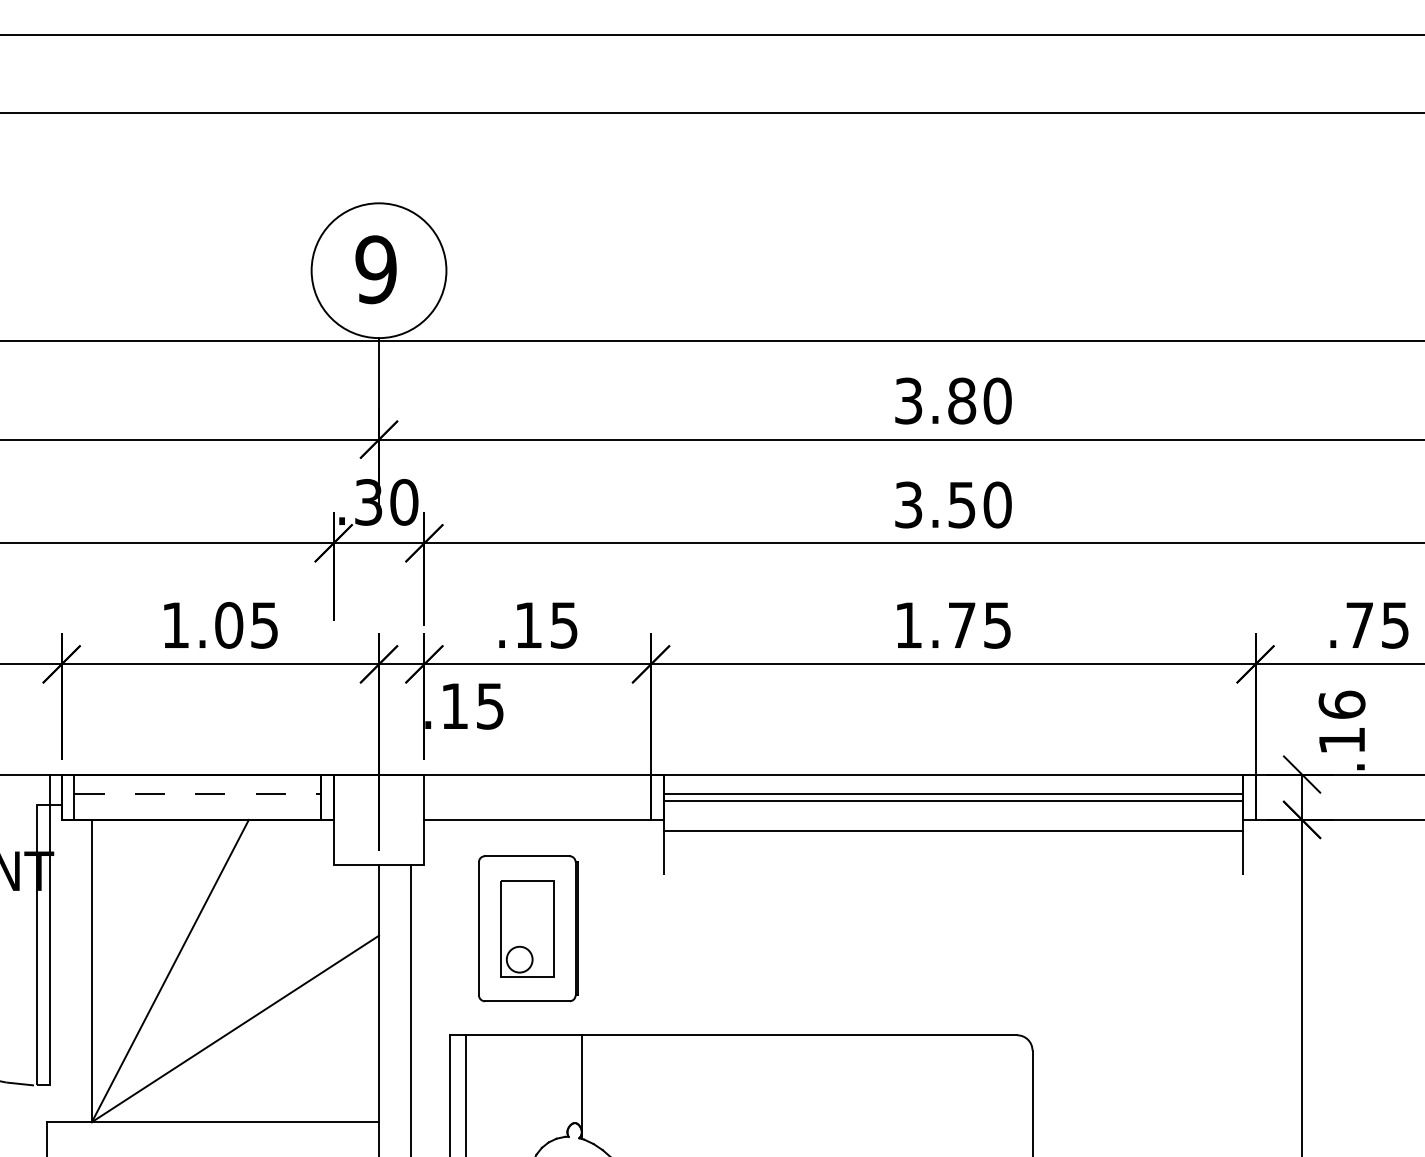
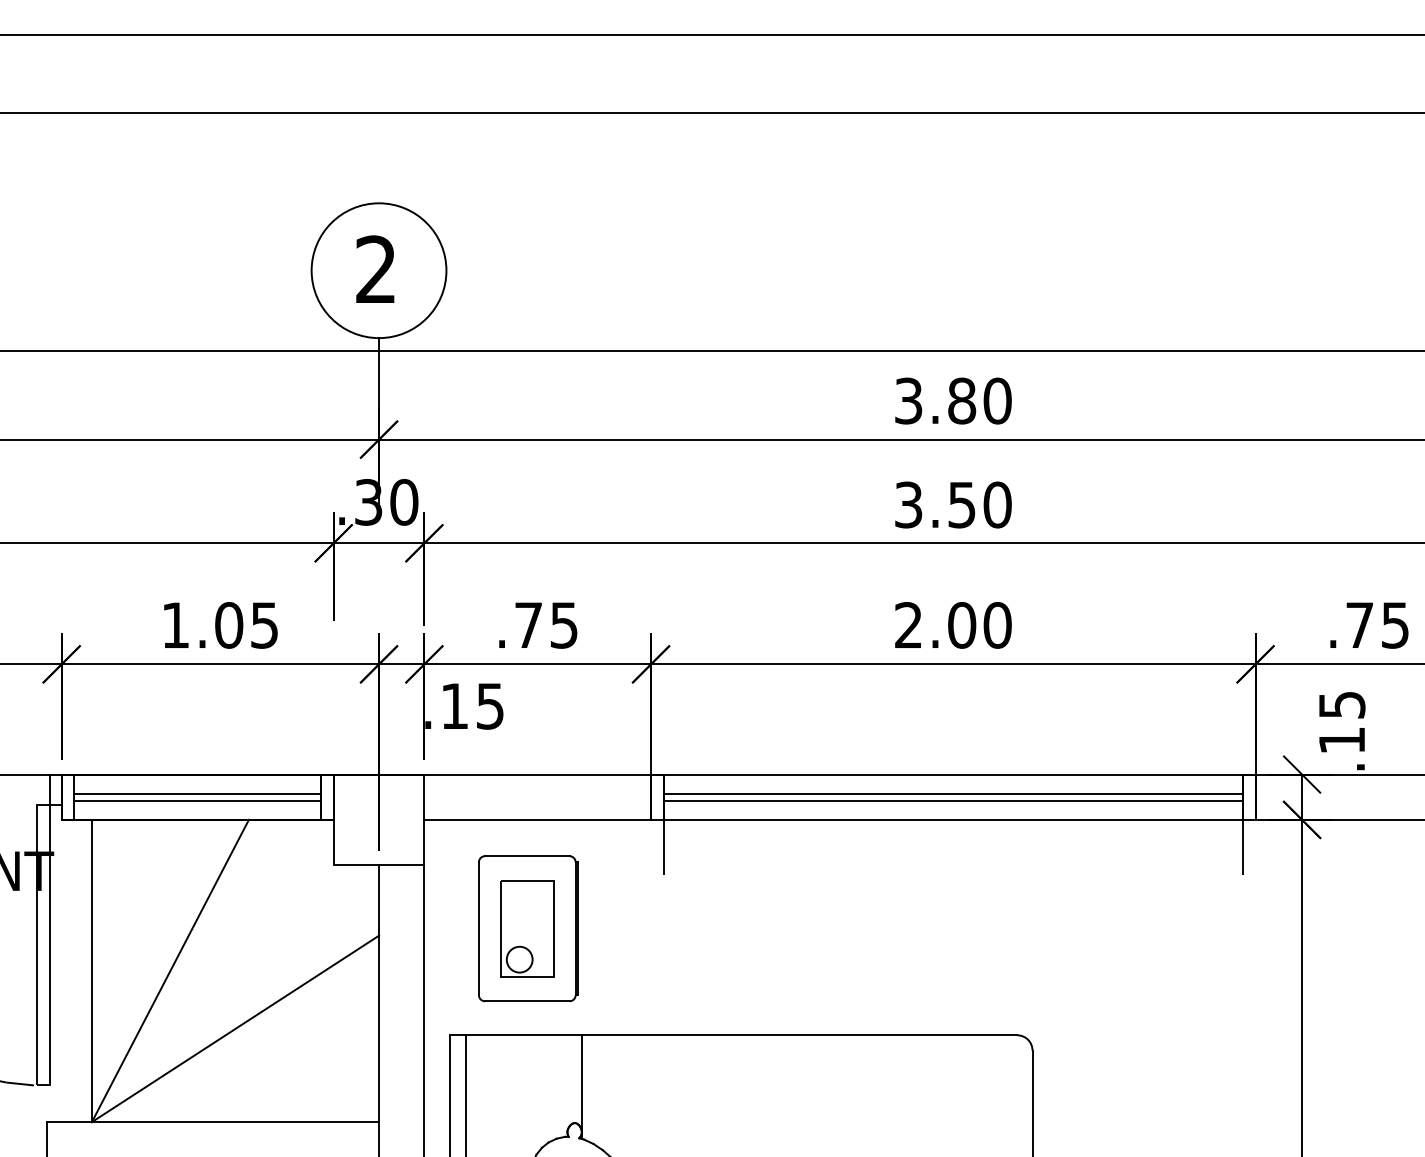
text: 9 -> 2 (375, 269)
line position: (711, 341) -> (711, 351) (711, 351)
text: .15 -> .75 (528, 624)
text: 1.75 -> 2.00 (953, 625)
text: .16 -> .15 (1341, 704)
line: dashed -> solid (198, 794)
line: none -> present (197, 800)
line position: (952, 830) -> (952, 819) (952, 819)
line position: (411, 1009) -> (424, 1009) (424, 1009)
